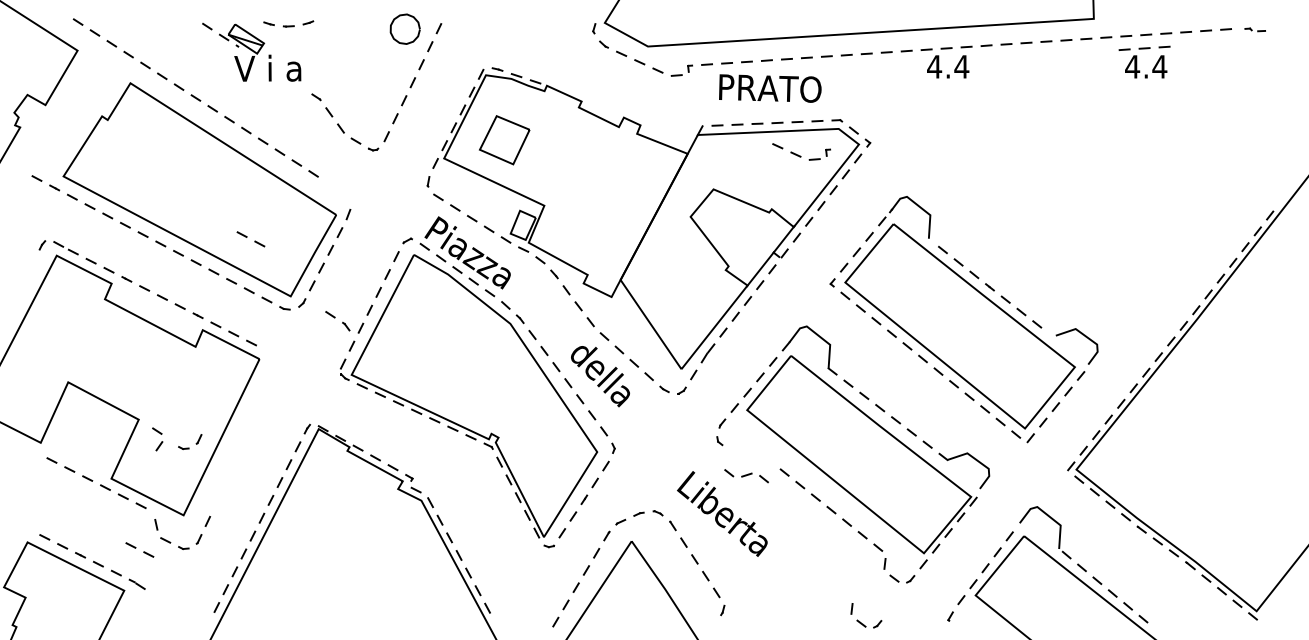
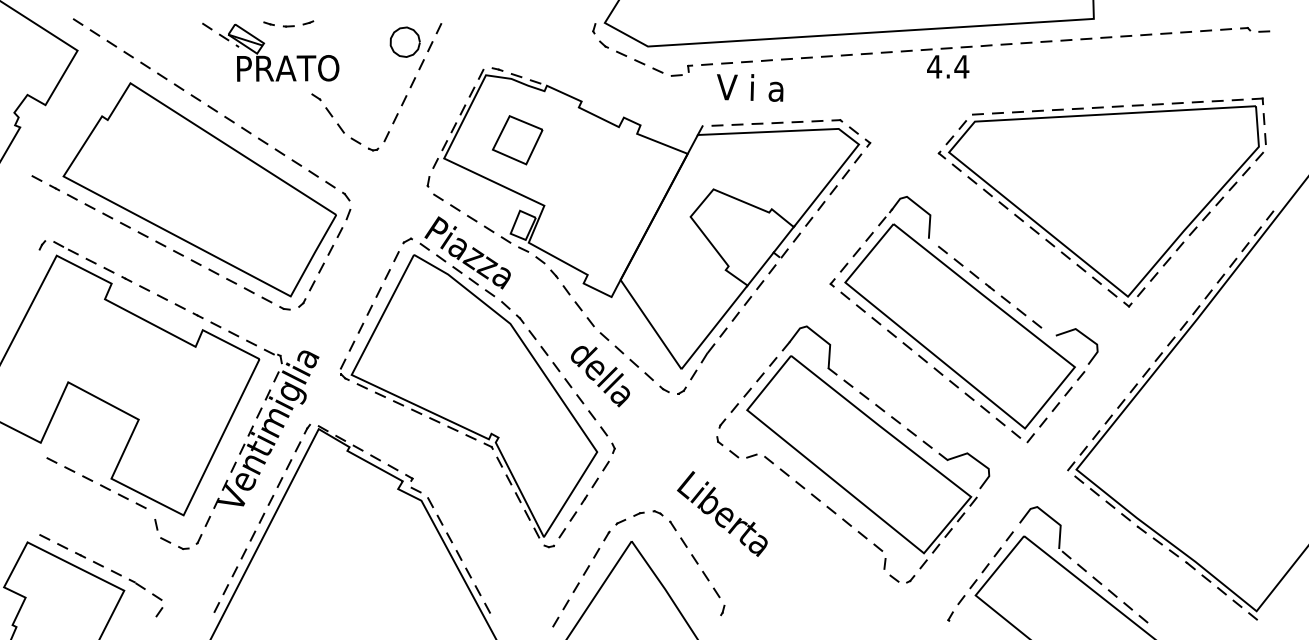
curve position: (397, 18) -> (397, 31) (397, 31)
part size: 22x6 px -> 31x6 px (1255, 29)
part: present -> none (1137, 61)
text: V i a -> PRATO (286, 67)
text: PRATO -> V i a (769, 88)
part position: (504, 140) -> (517, 140) (517, 140)
part: present -> none (801, 151)
part: none -> present (1101, 202)
part: present -> none (250, 239)
part position: (337, 321) -> (337, 191) (337, 191)
part: none -> present (266, 428)
part position: (157, 439) -> (157, 605) (157, 605)
part: present -> none (190, 442)
part position: (746, 476) -> (751, 457) (751, 457)
line: present -> none (136, 548)
part: present -> none (860, 621)
